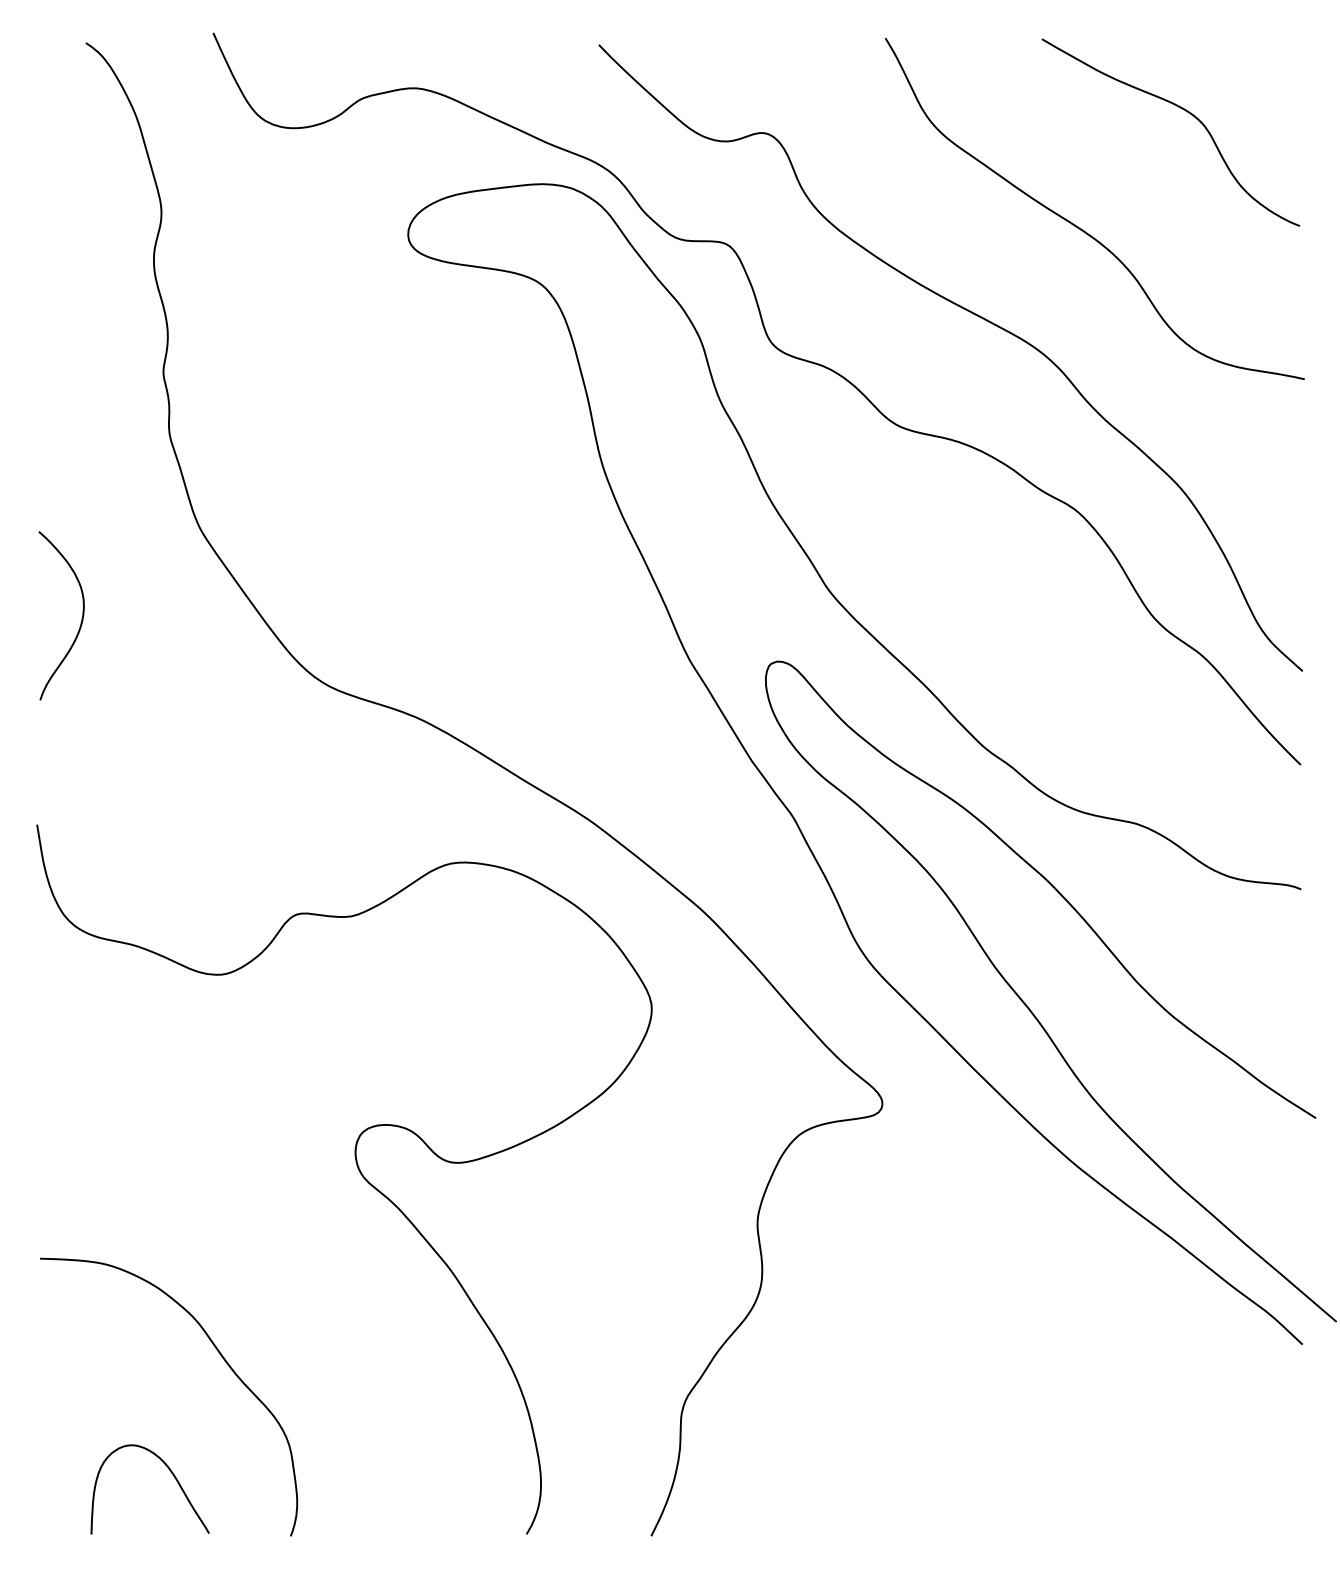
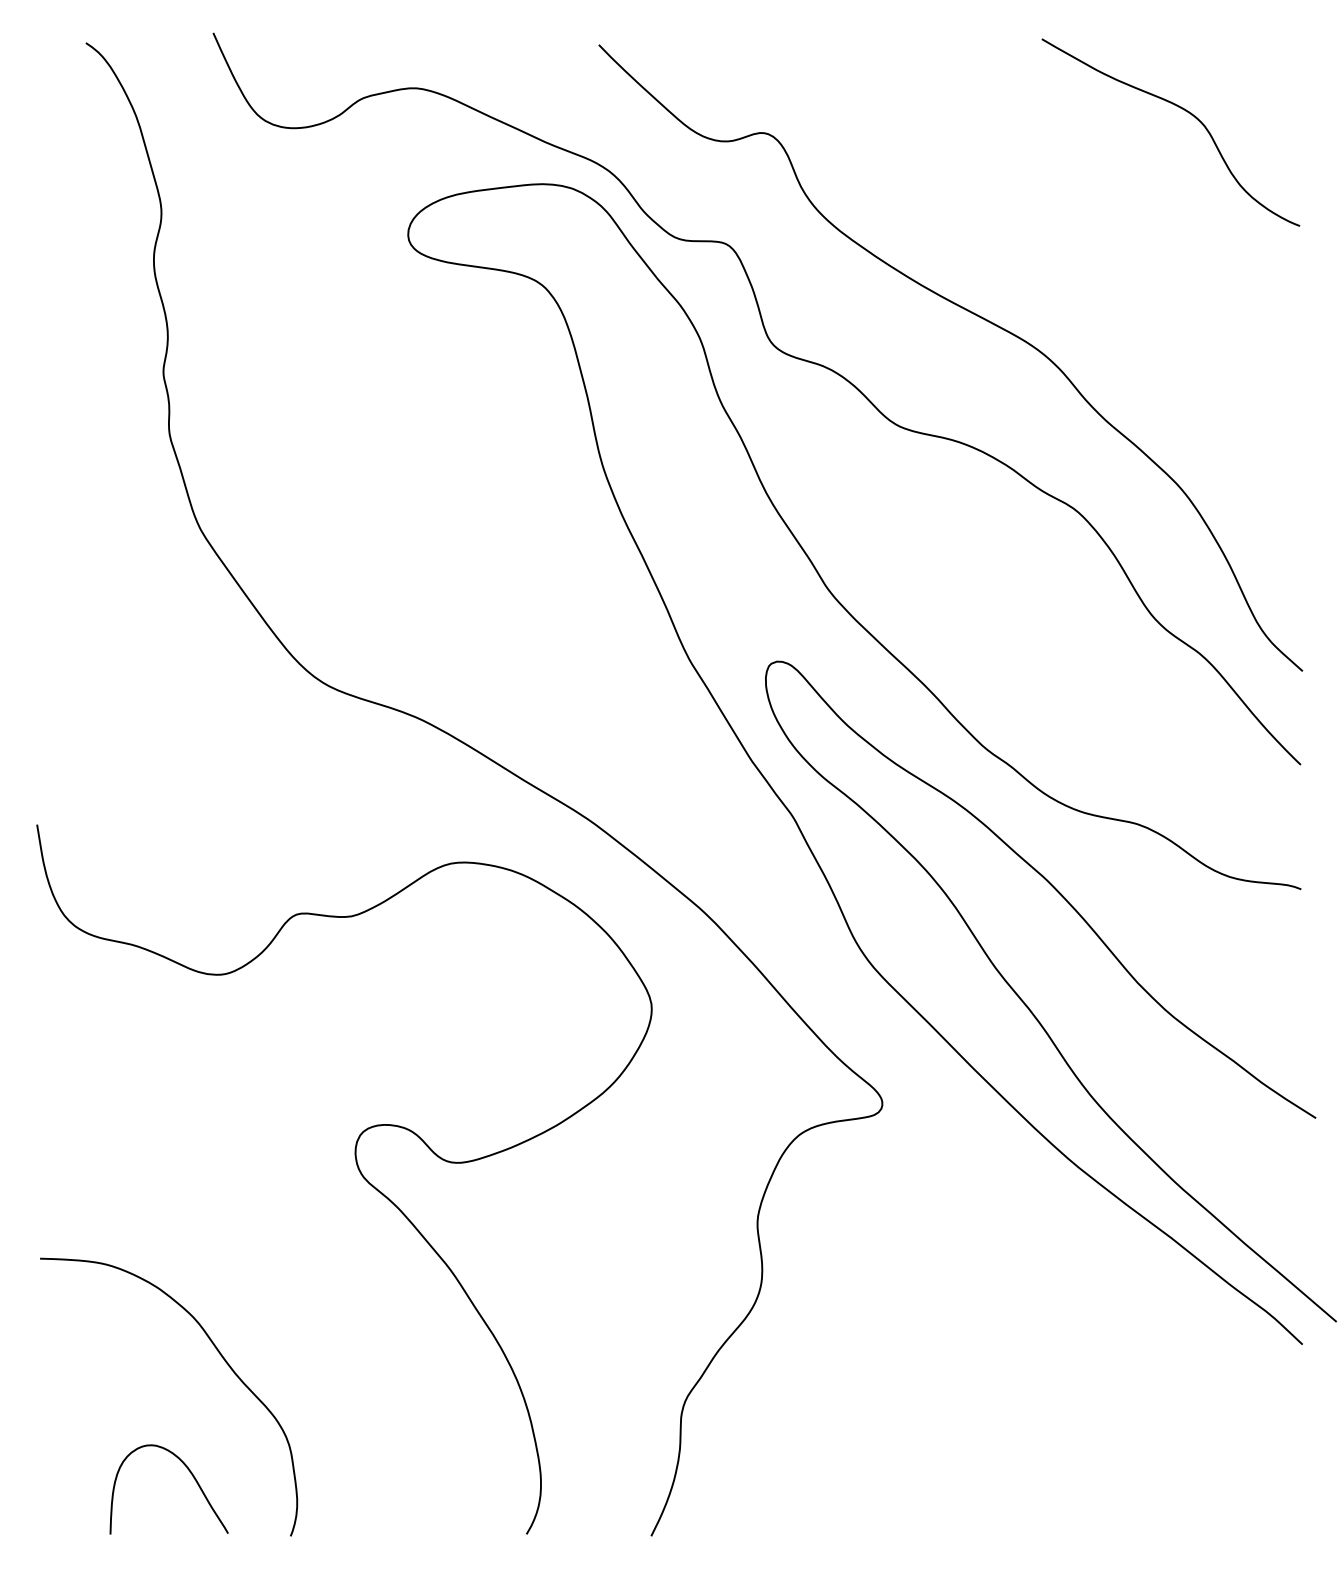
curve: present -> none (1081, 228)
curve: present -> none (81, 618)
curve position: (170, 1472) -> (189, 1472) (189, 1472)
